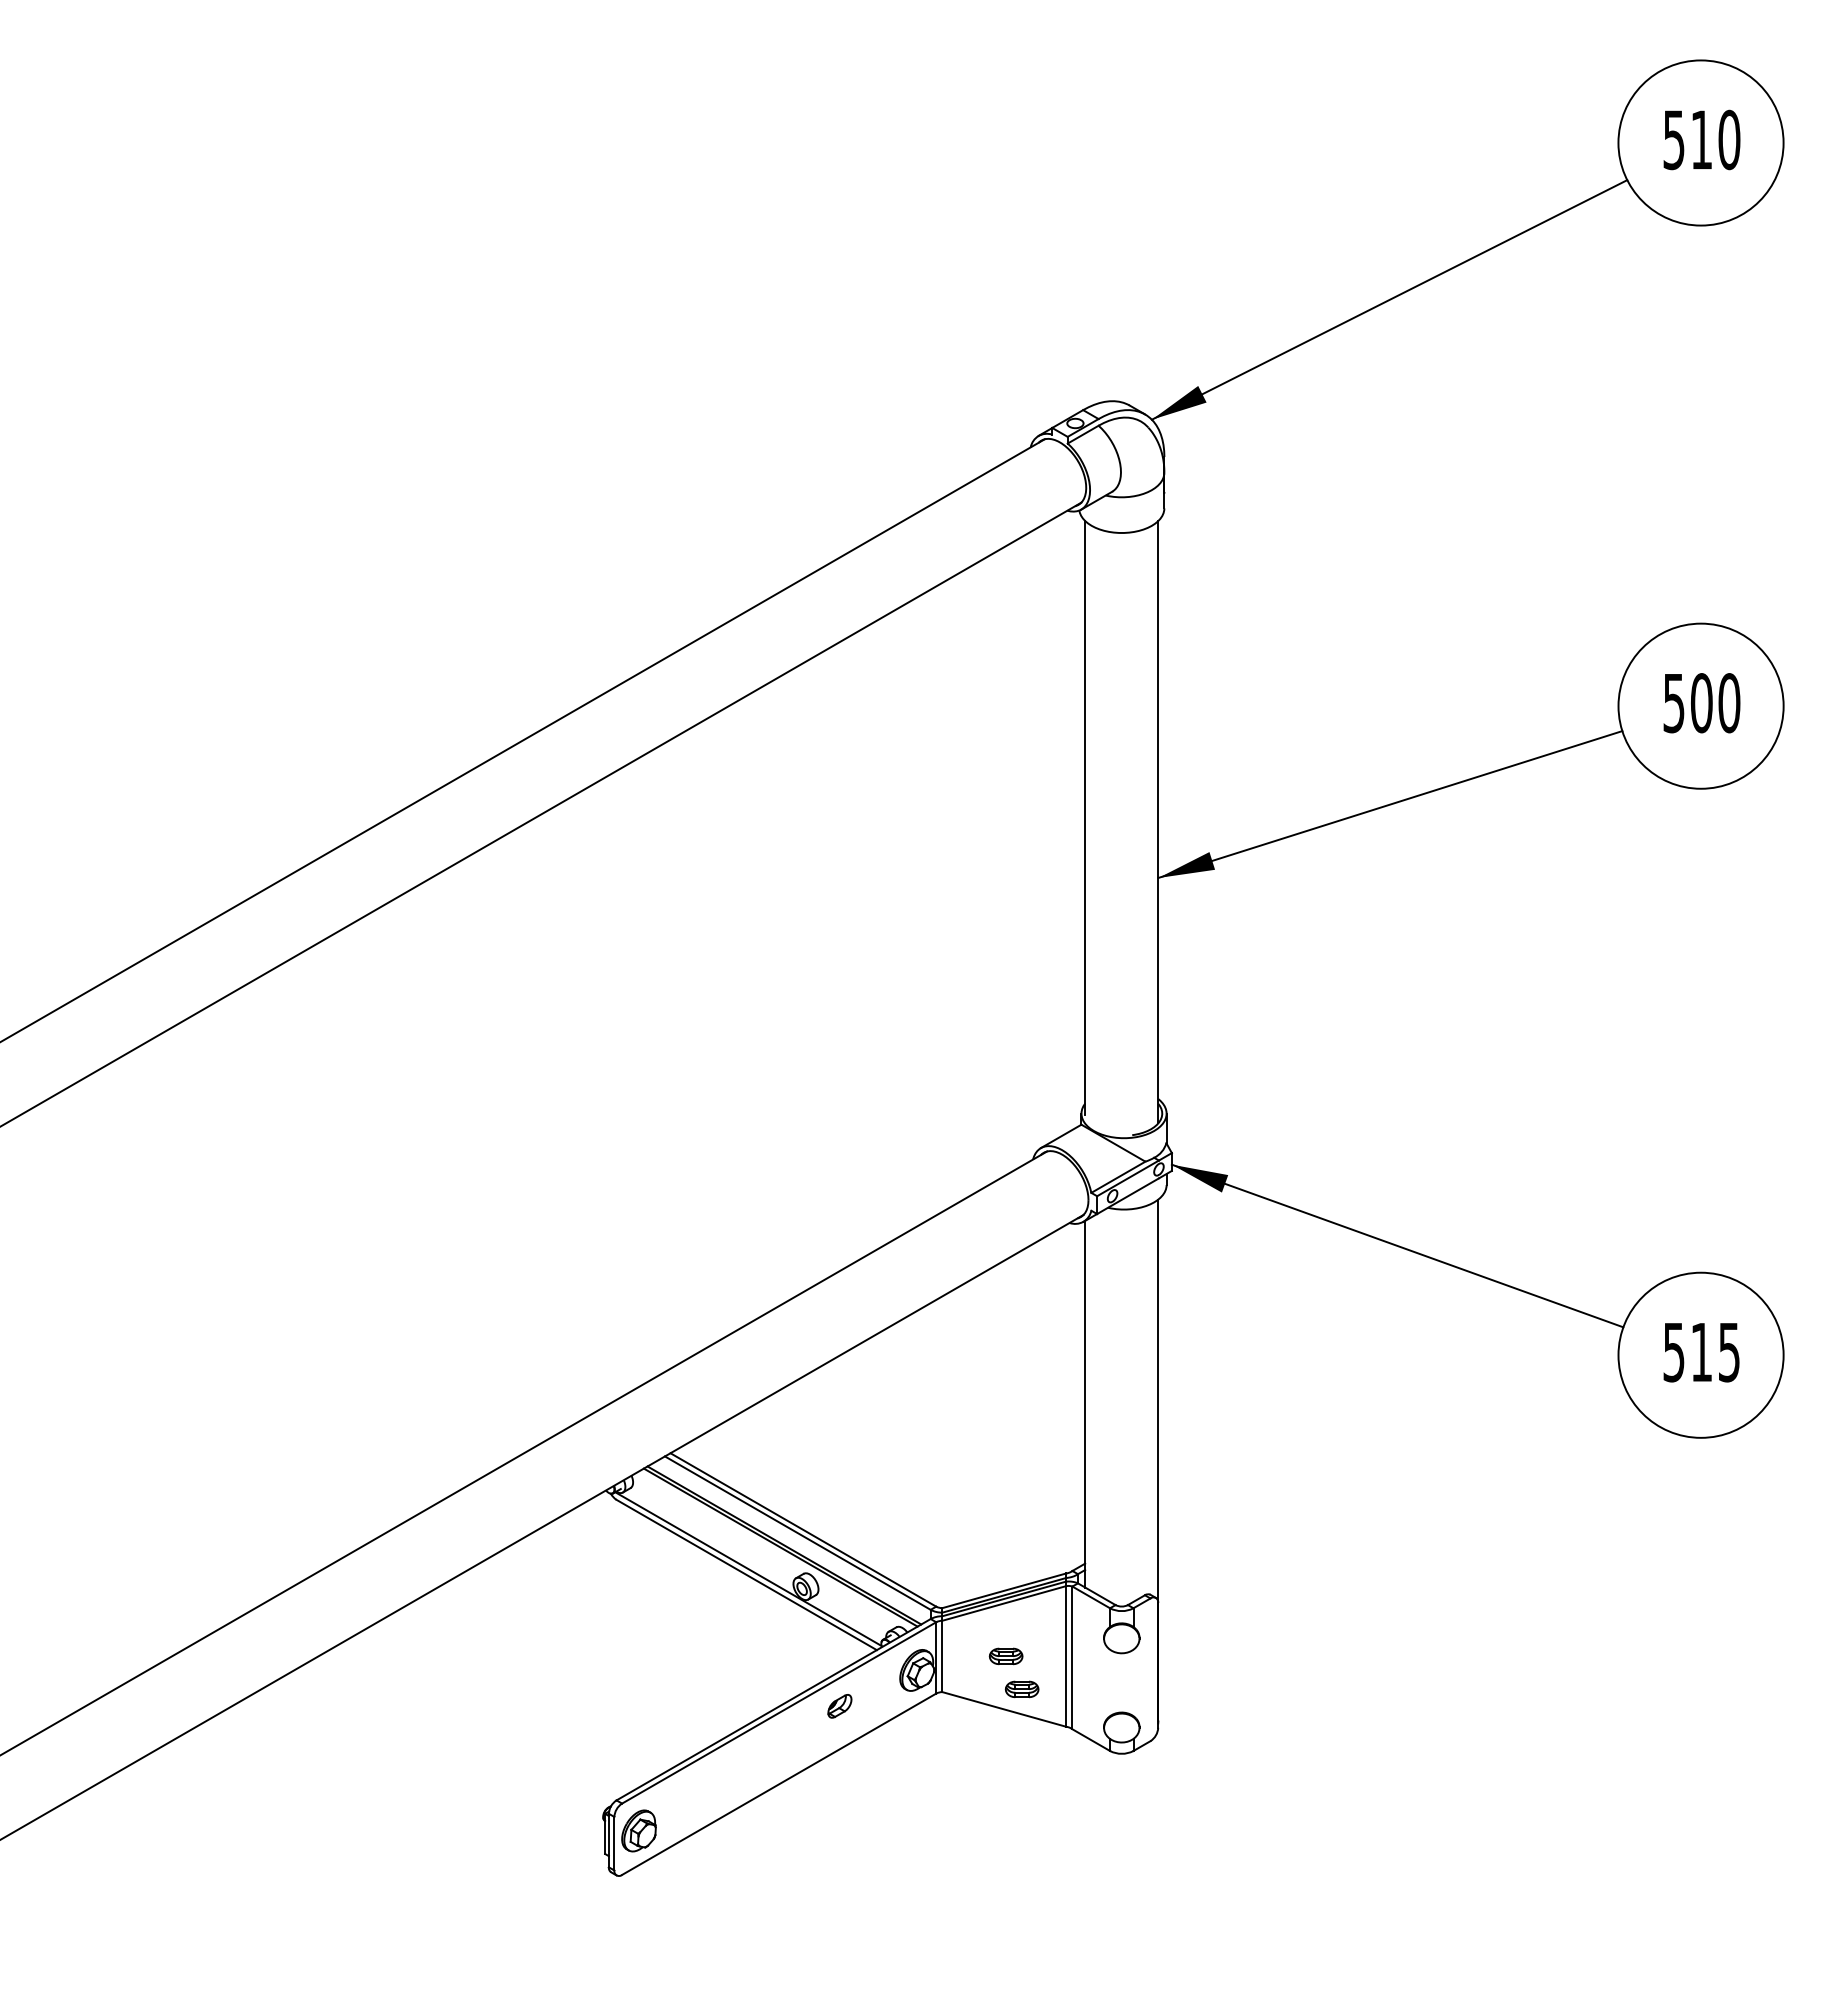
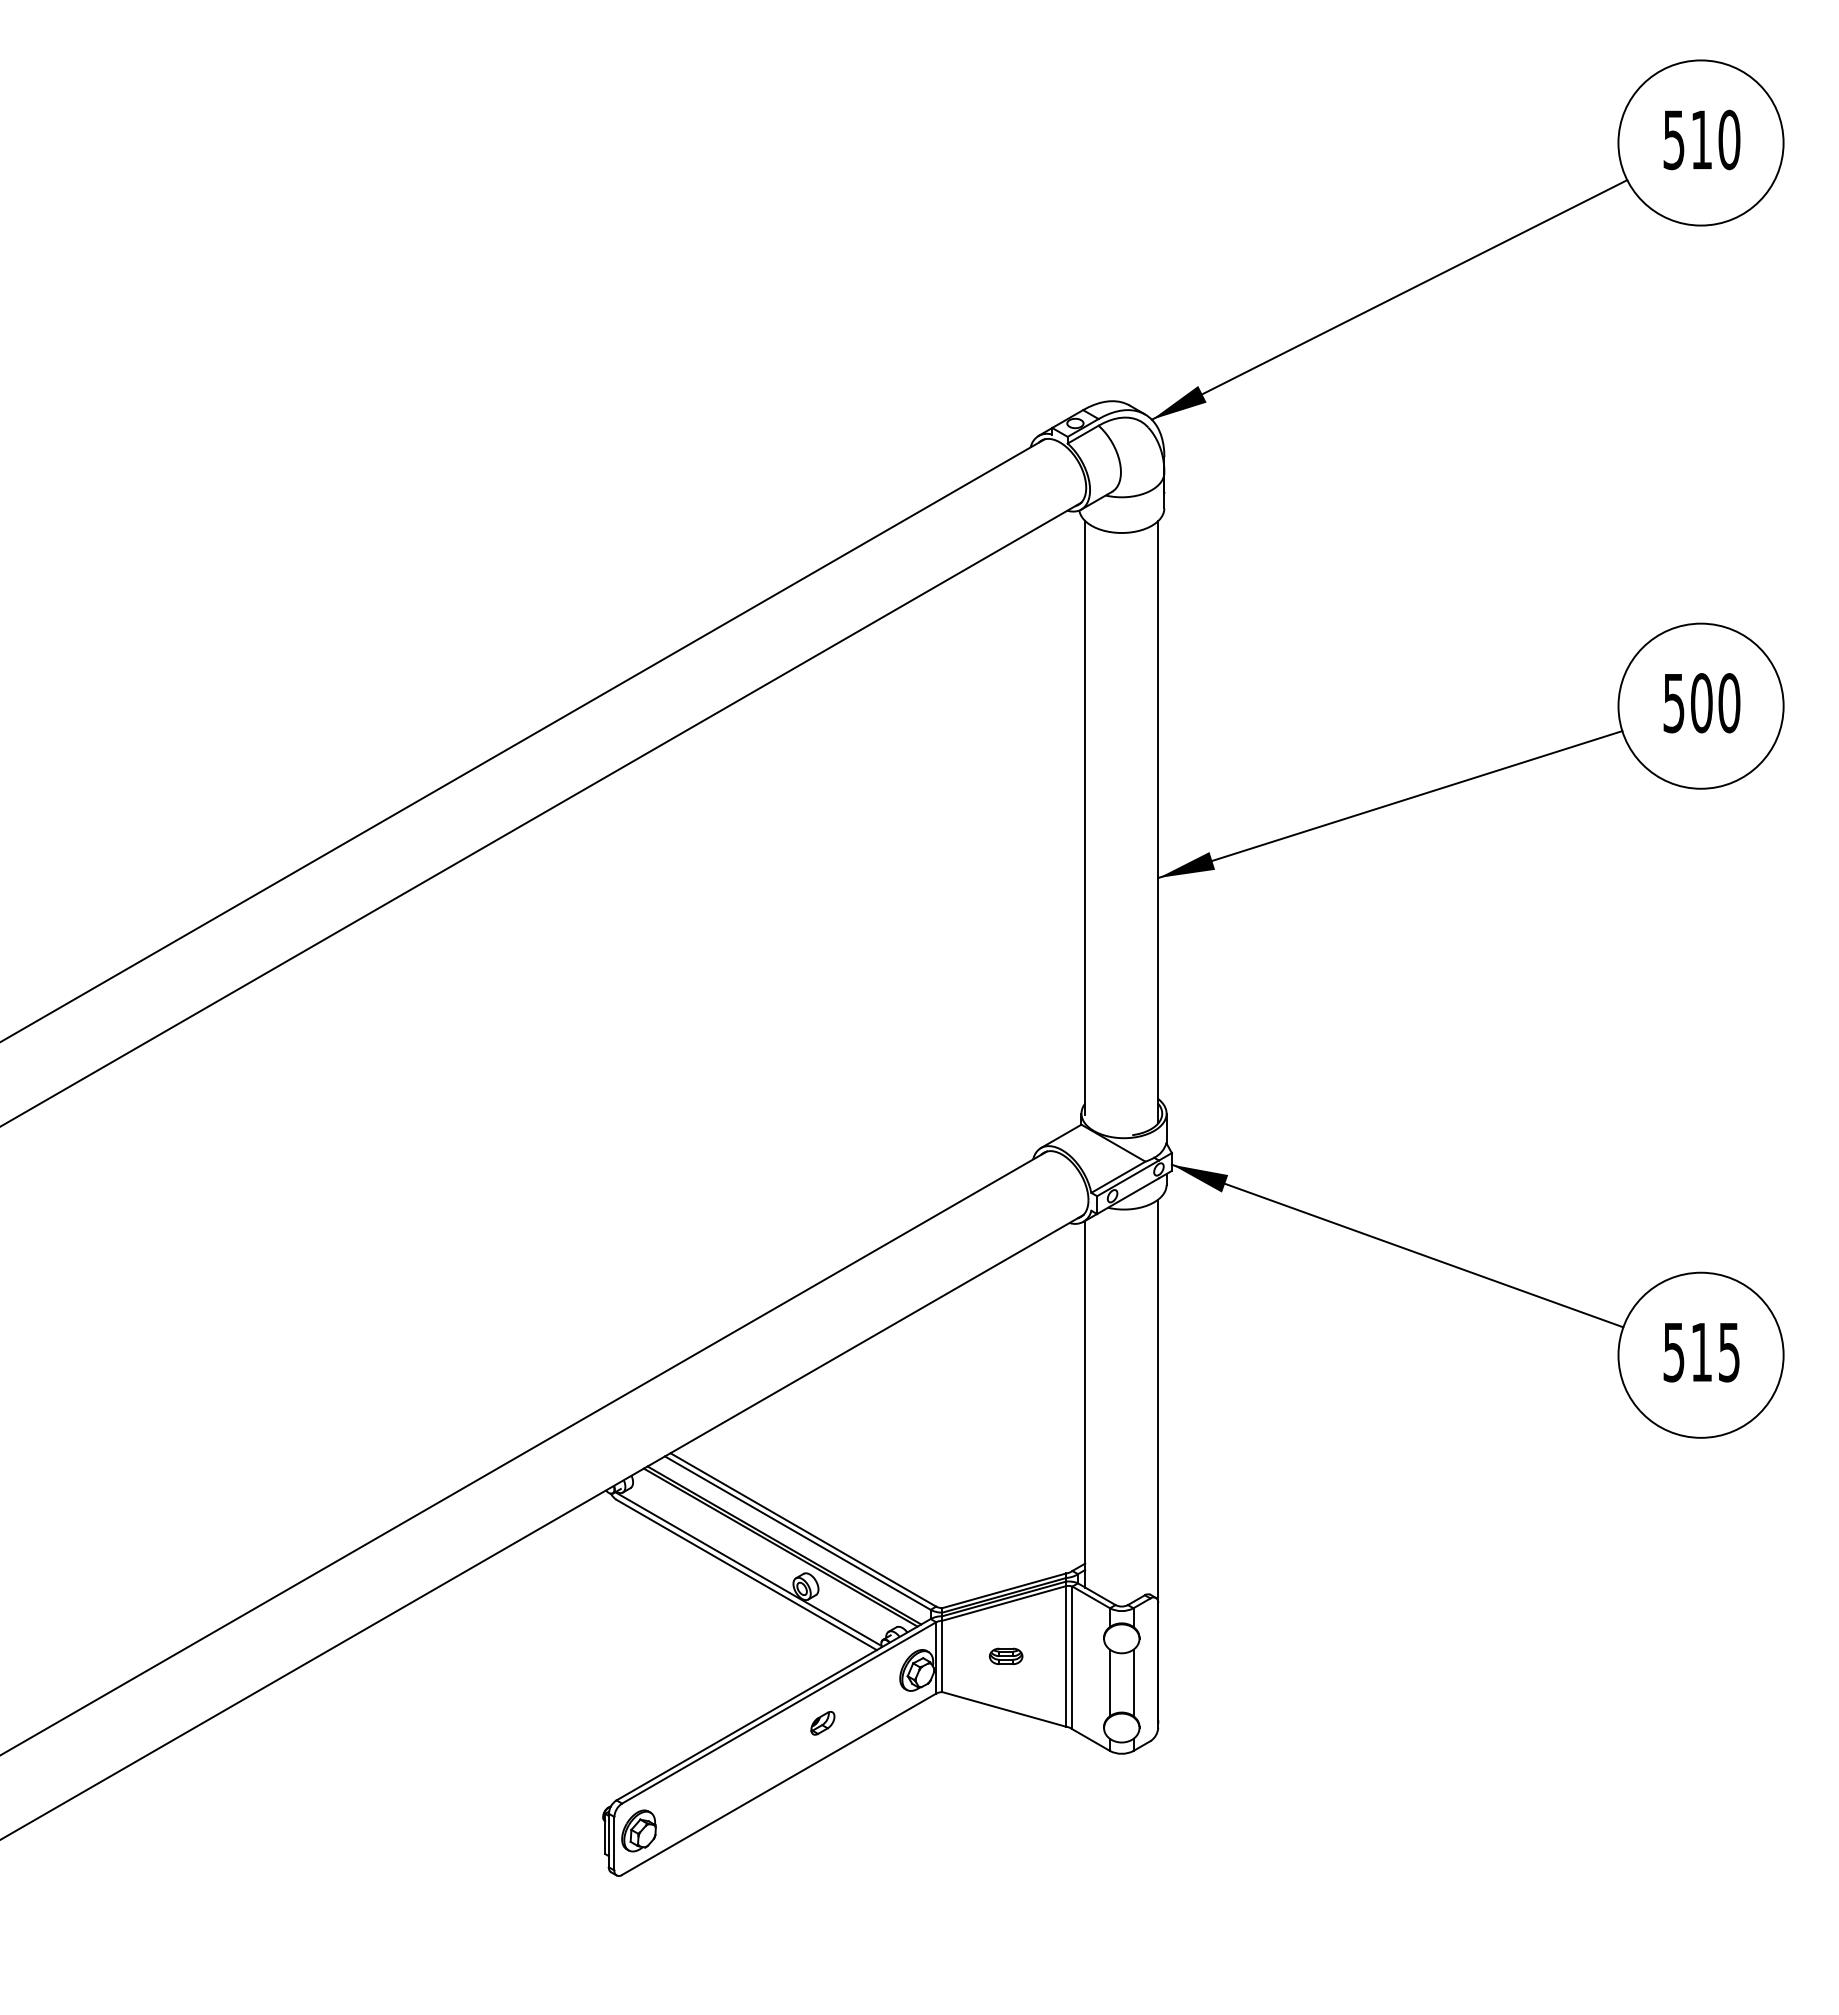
line: none -> present (1110, 1682)
line: none -> present (1133, 1682)
part: present -> none (1021, 1689)
part position: (839, 1706) -> (822, 1723) (822, 1723)
